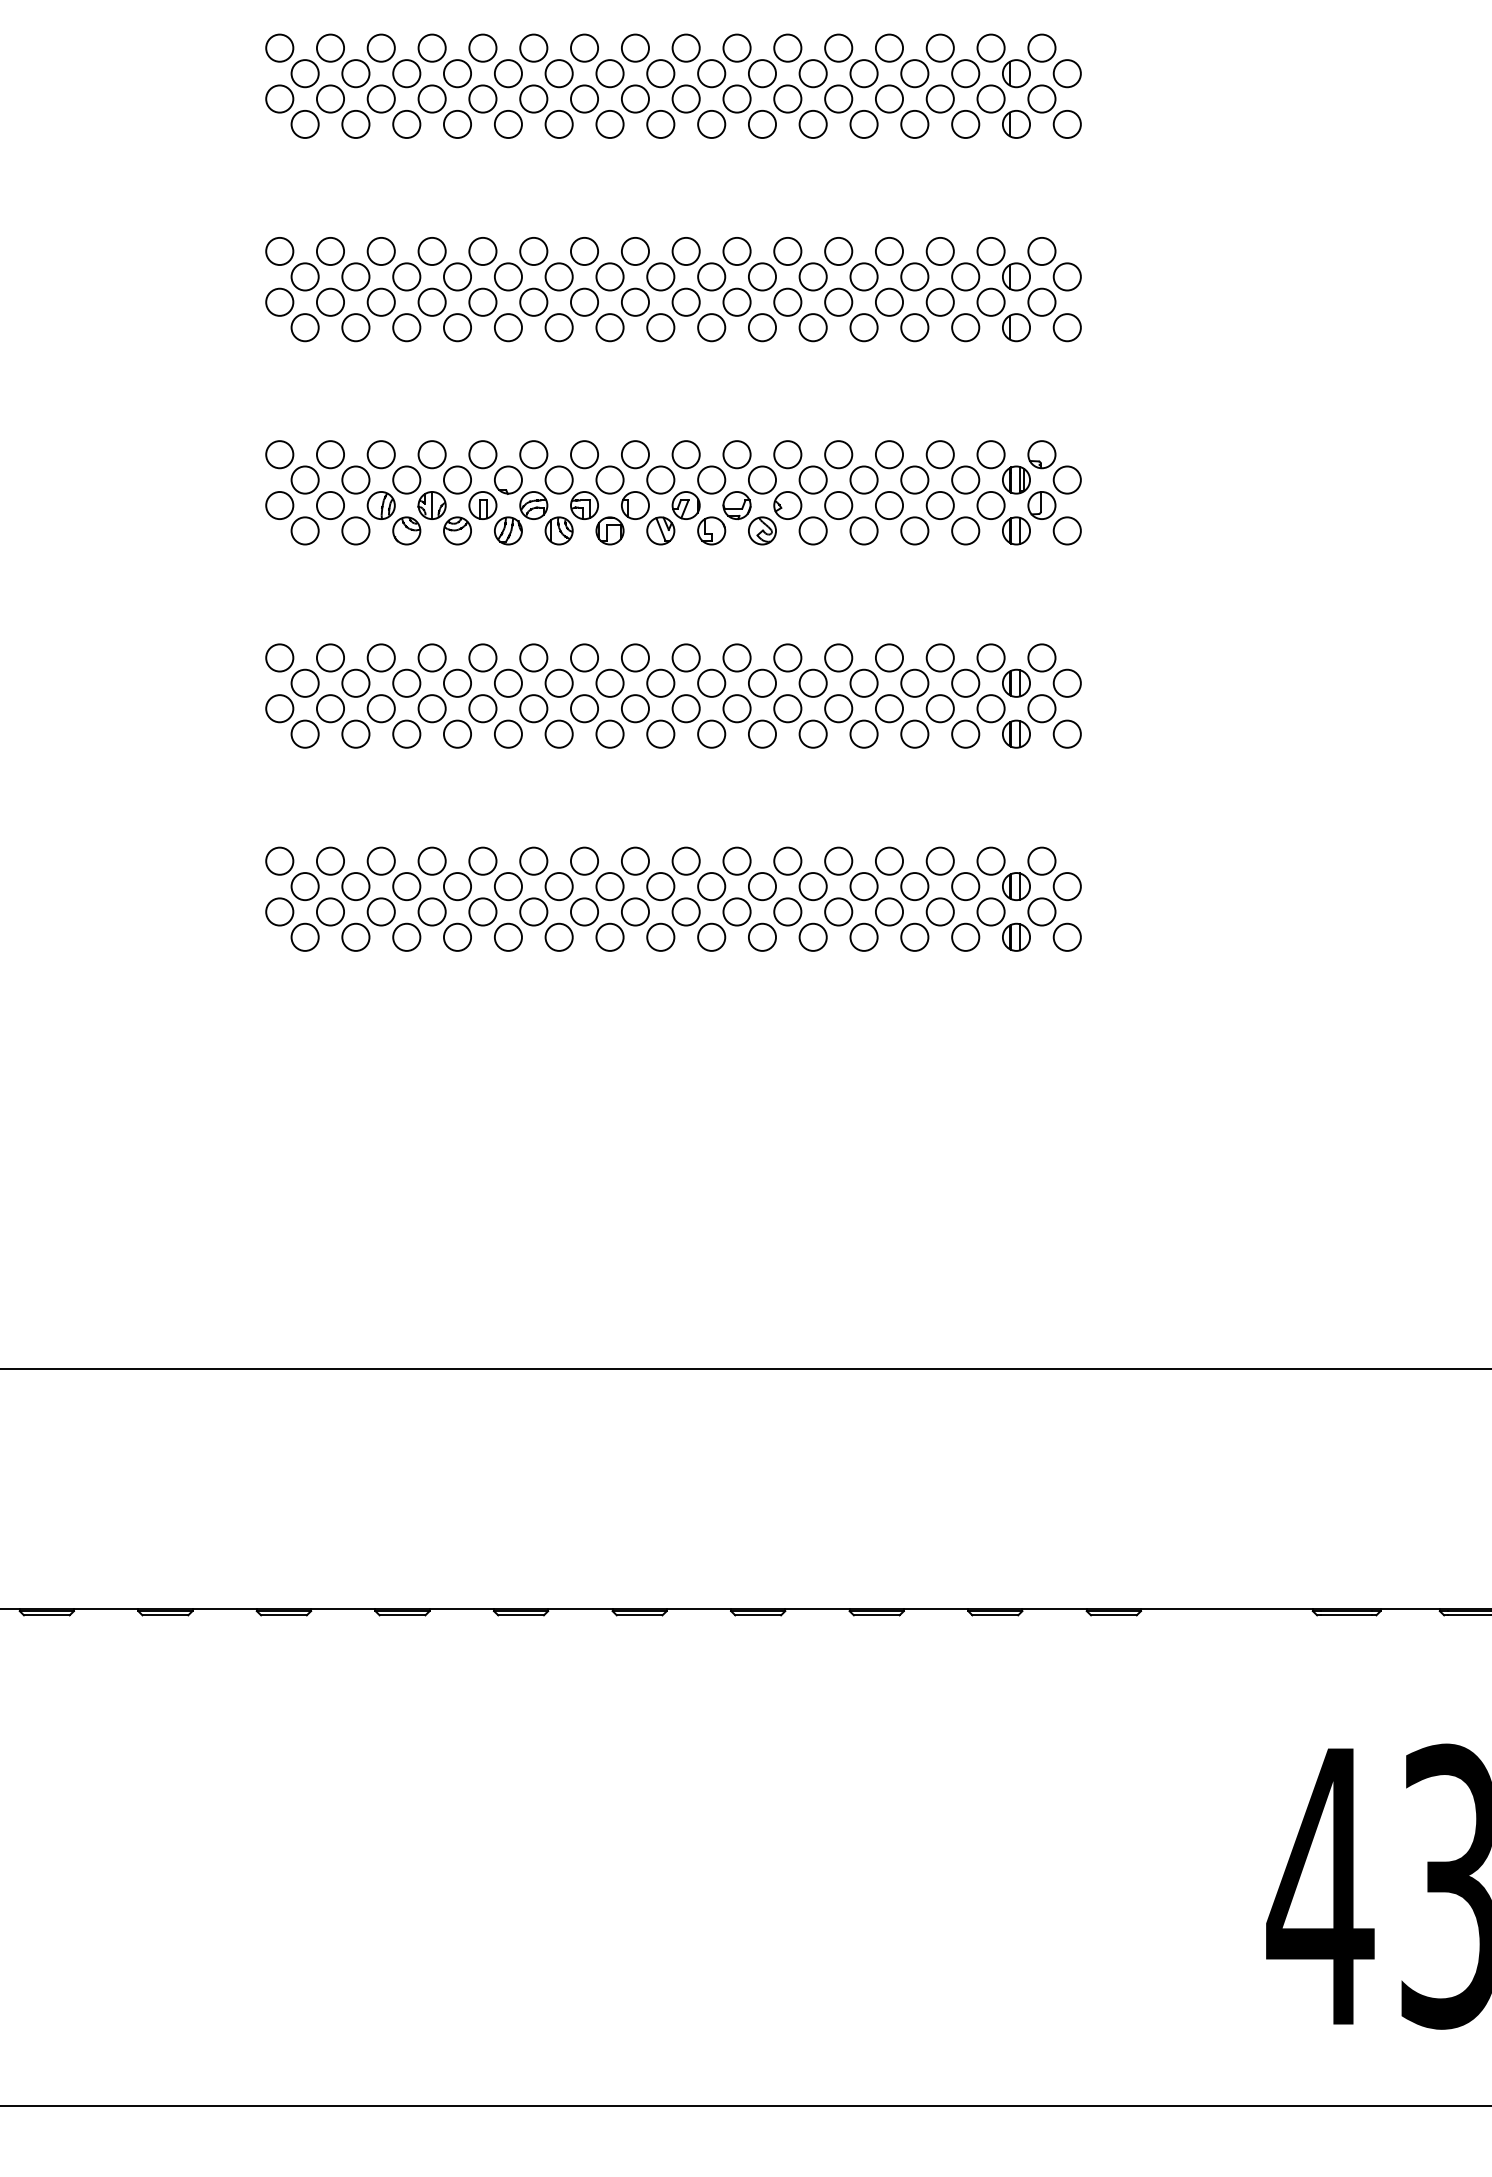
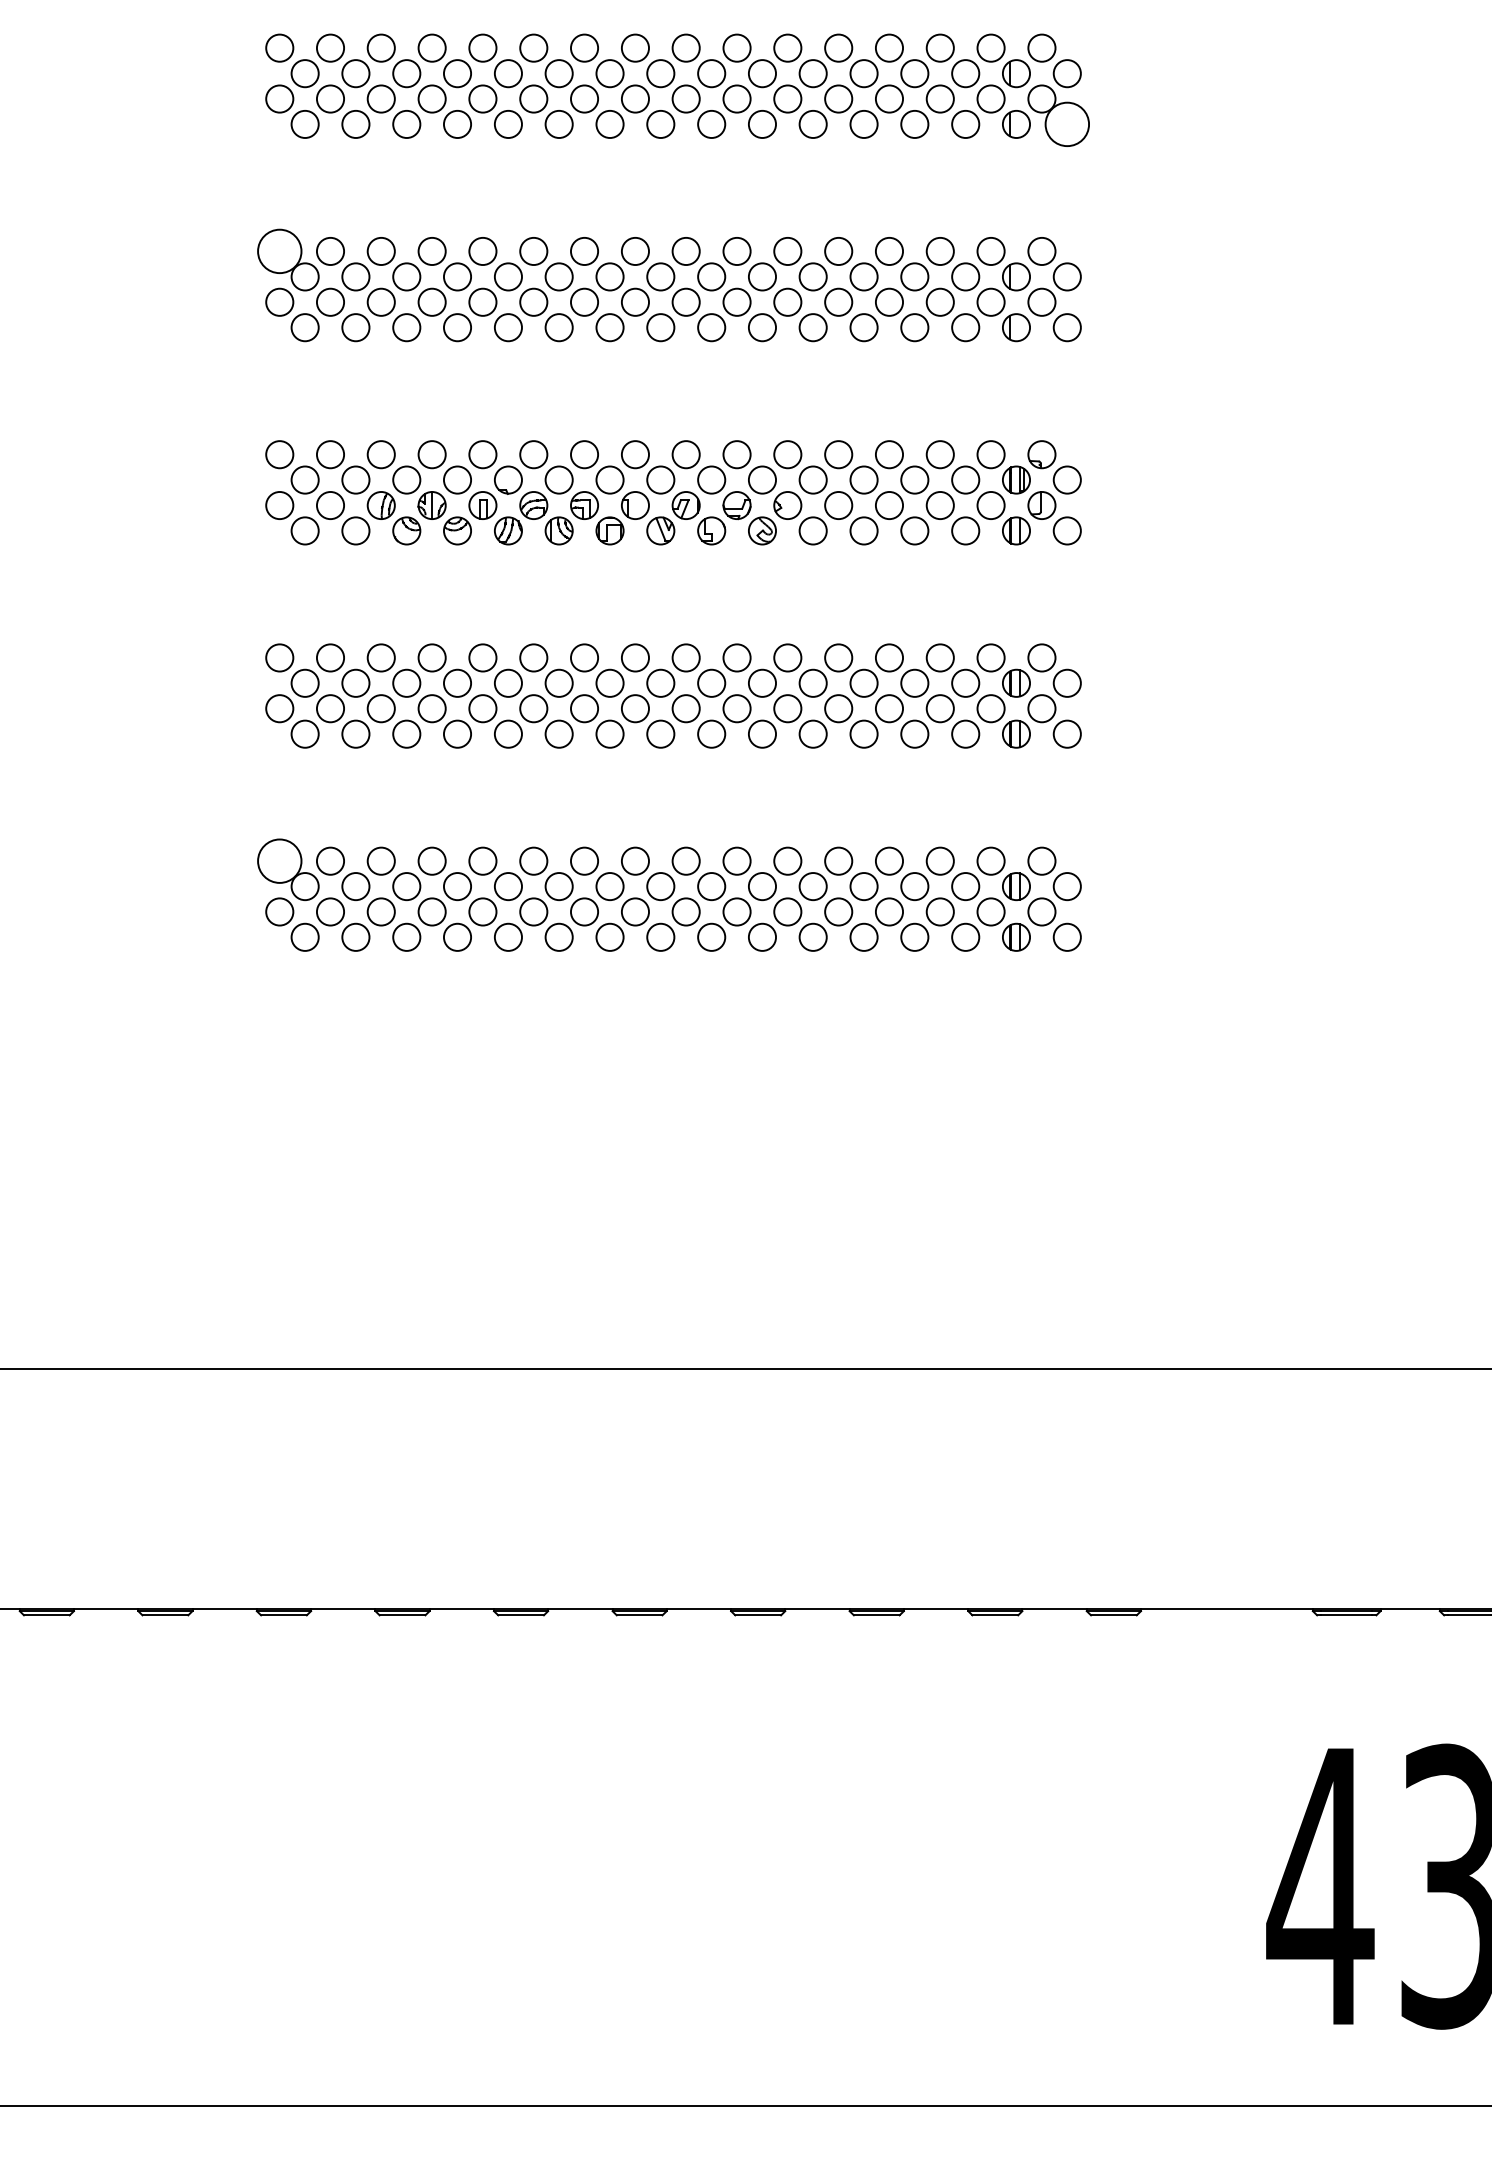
circle diameter: 27 px -> 43 px (1067, 124)
circle diameter: 27 px -> 43 px (279, 251)
circle diameter: 27 px -> 43 px (279, 860)
